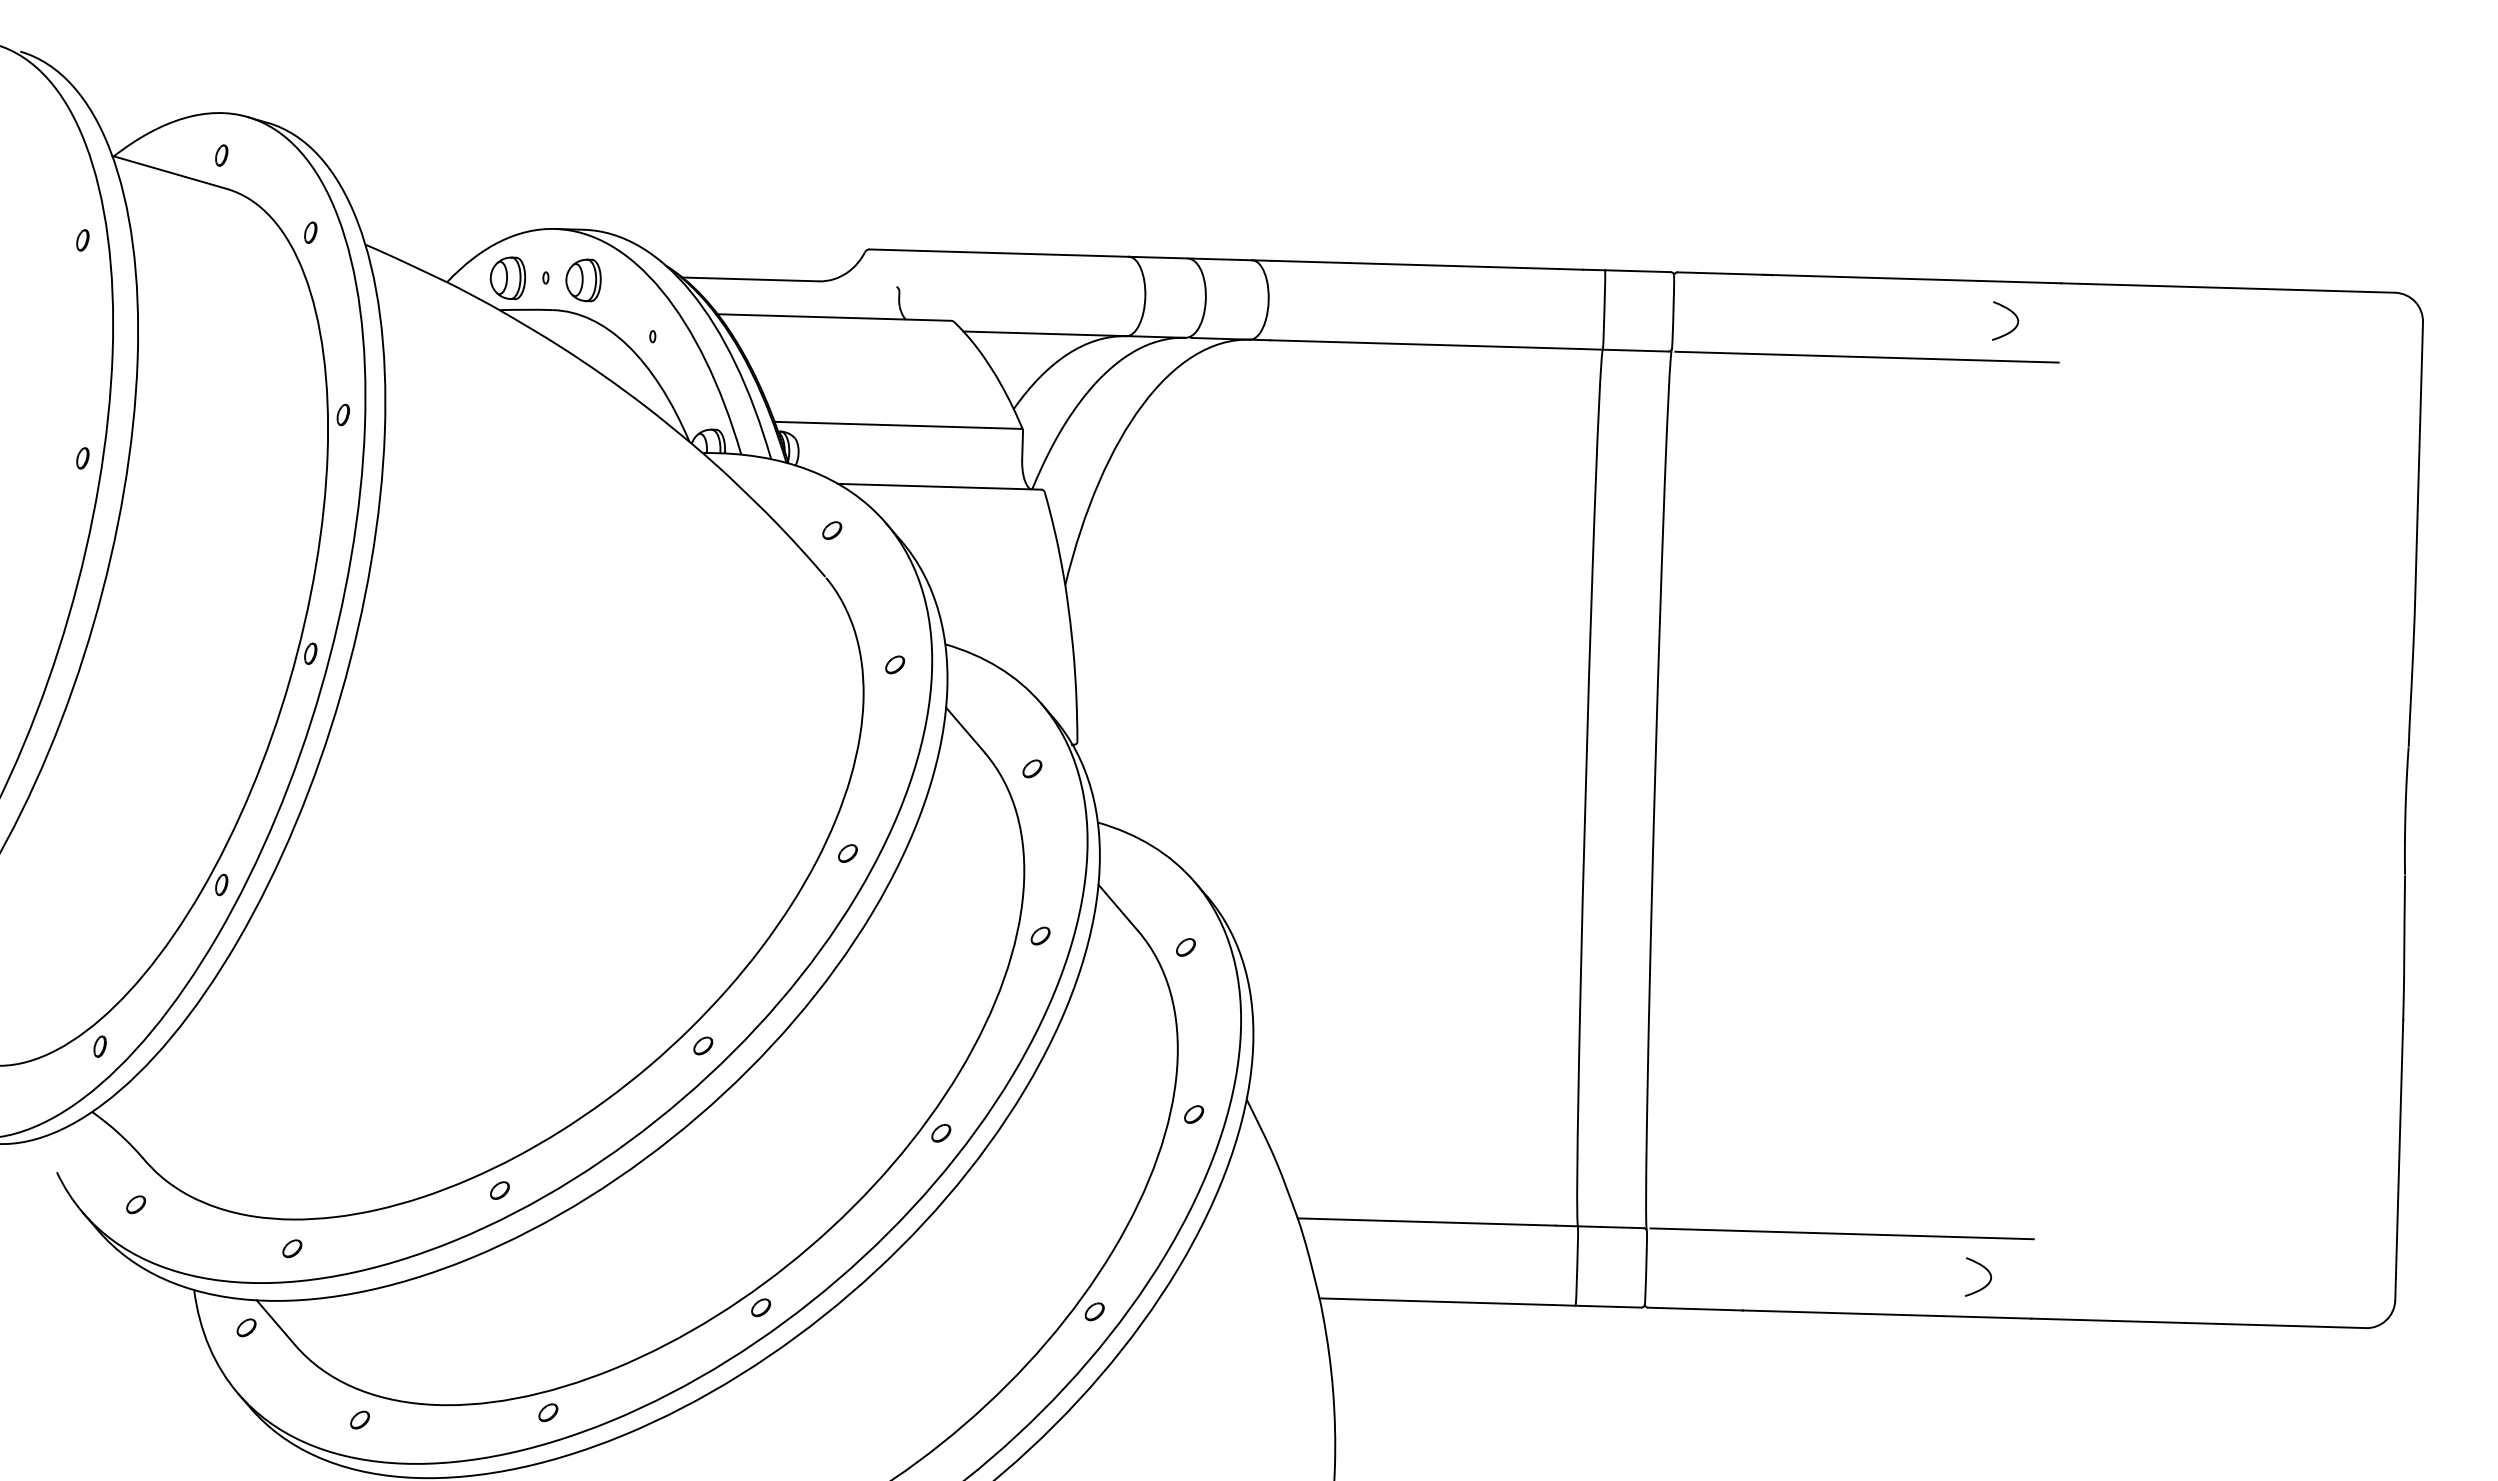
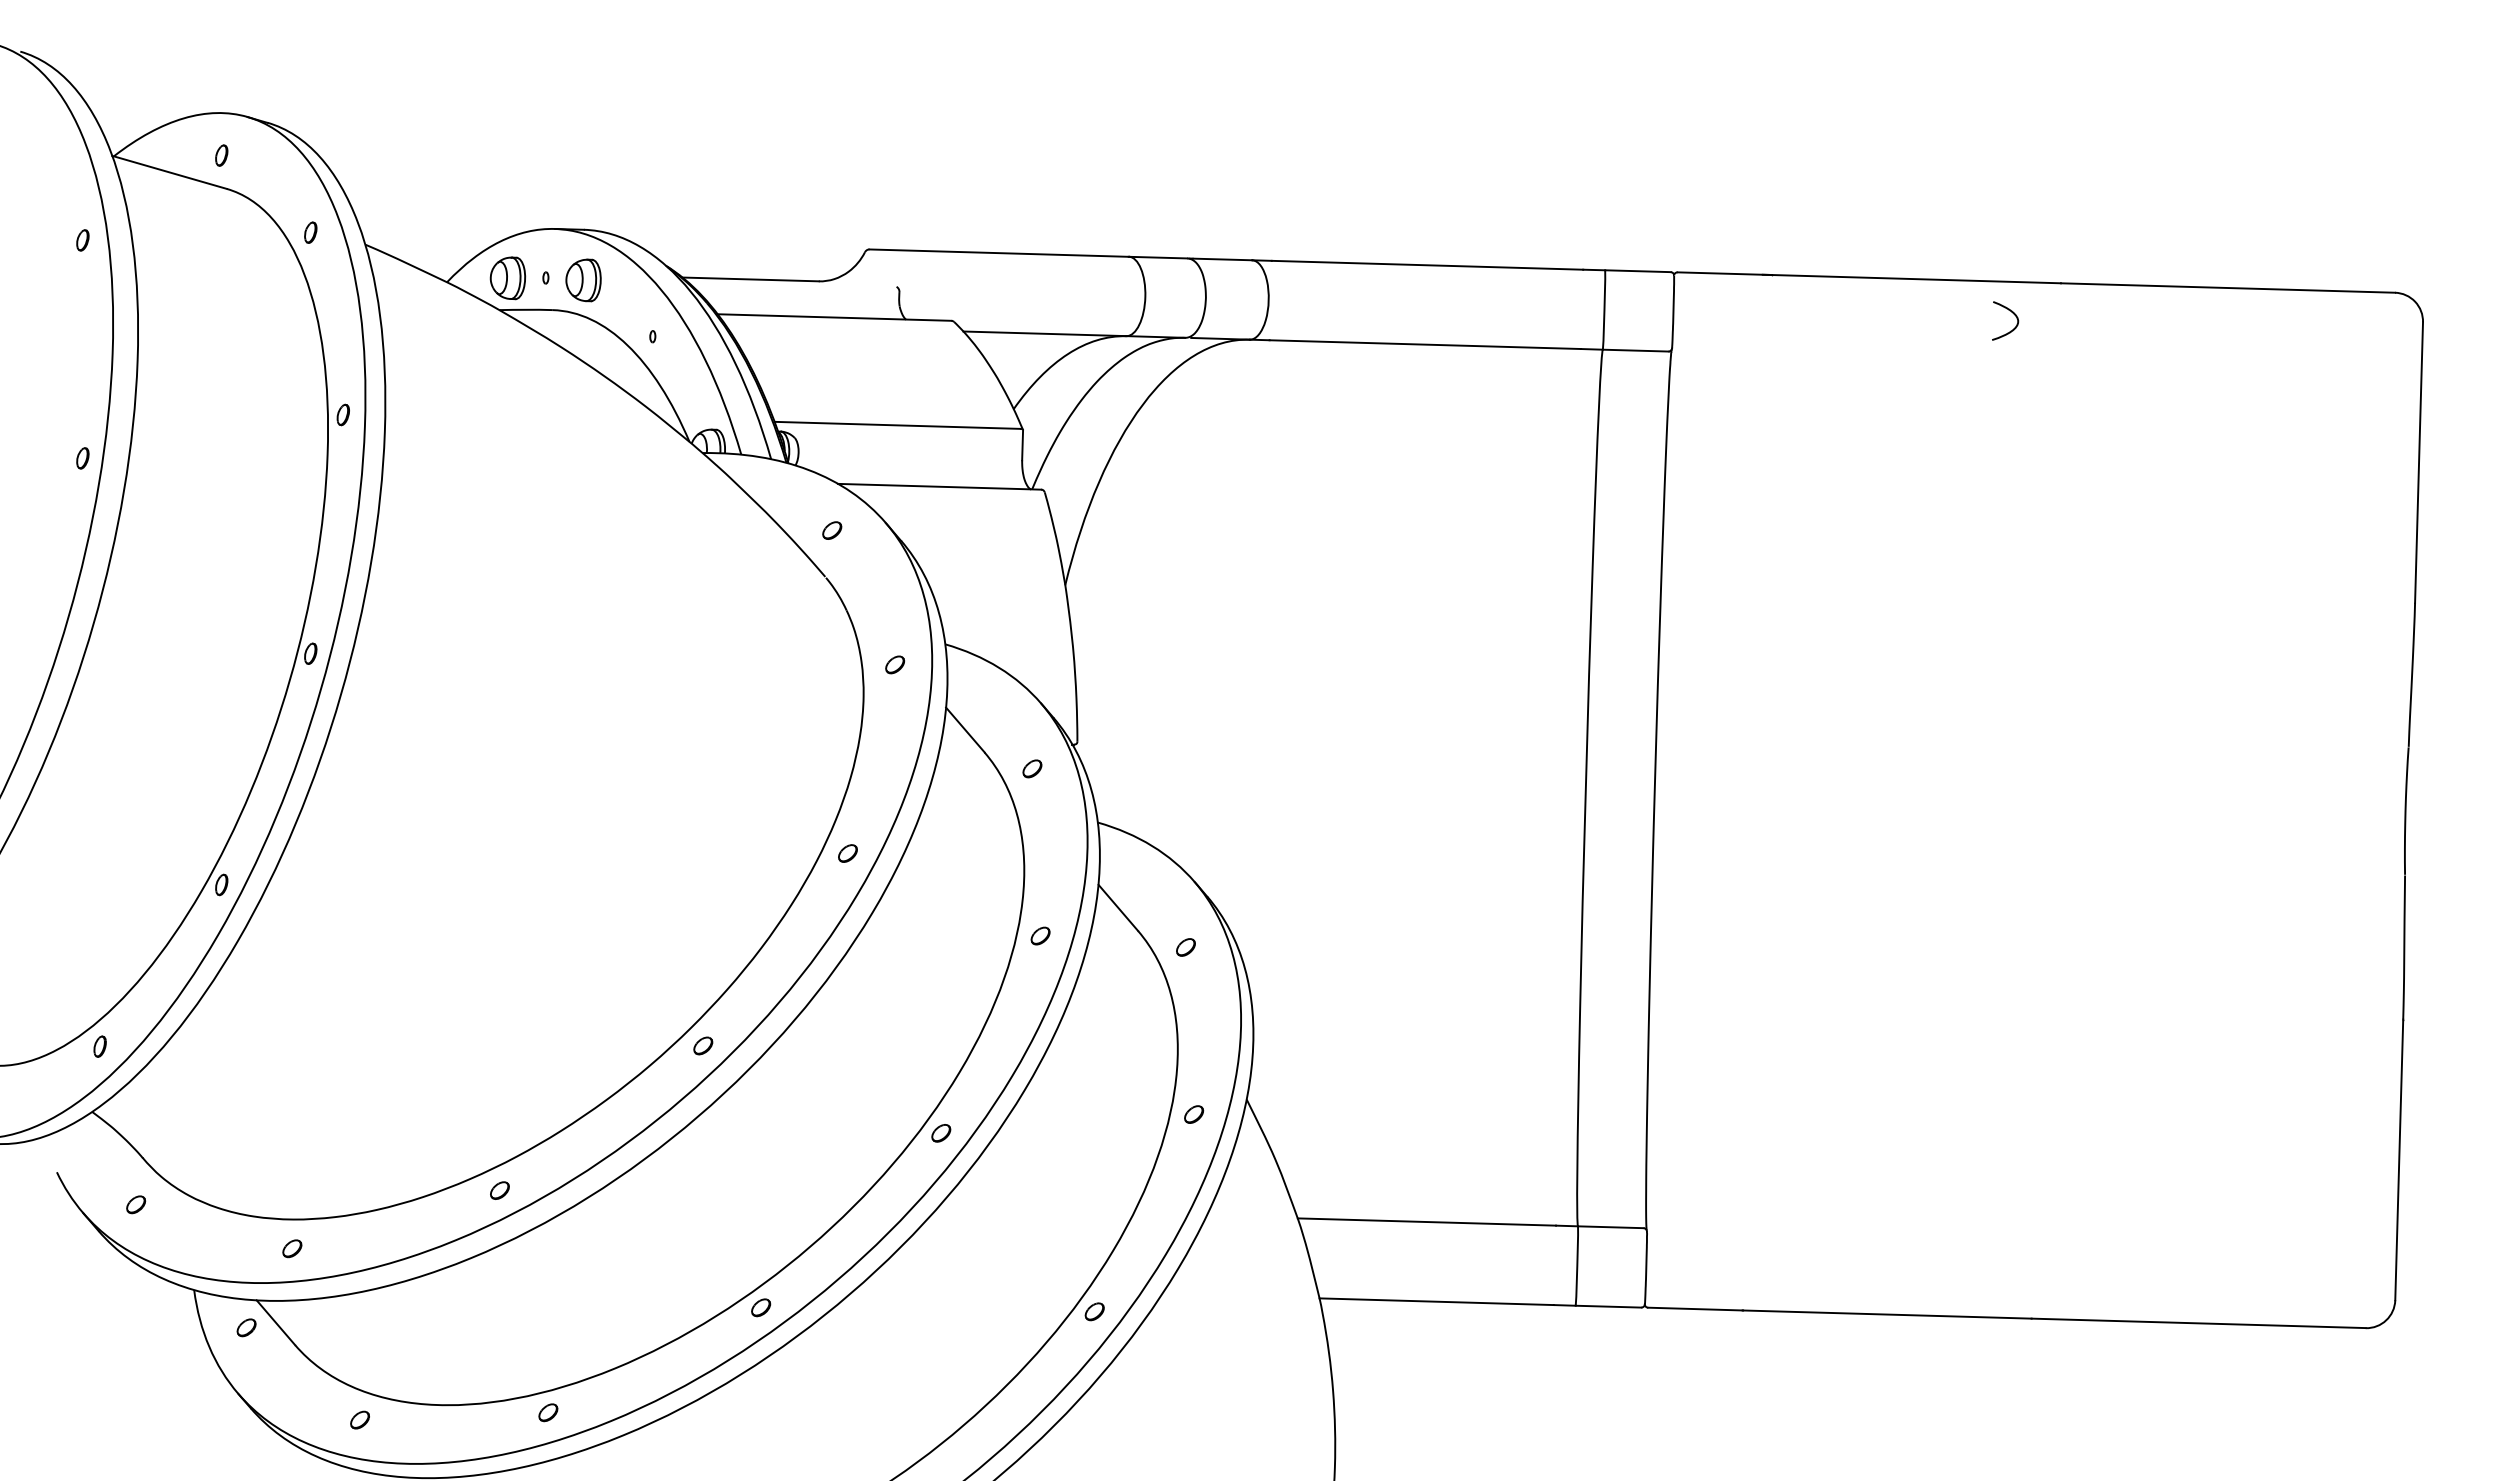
line: present -> none (1866, 356)
line: present -> none (1841, 1233)
curve: present -> none (1982, 1267)
